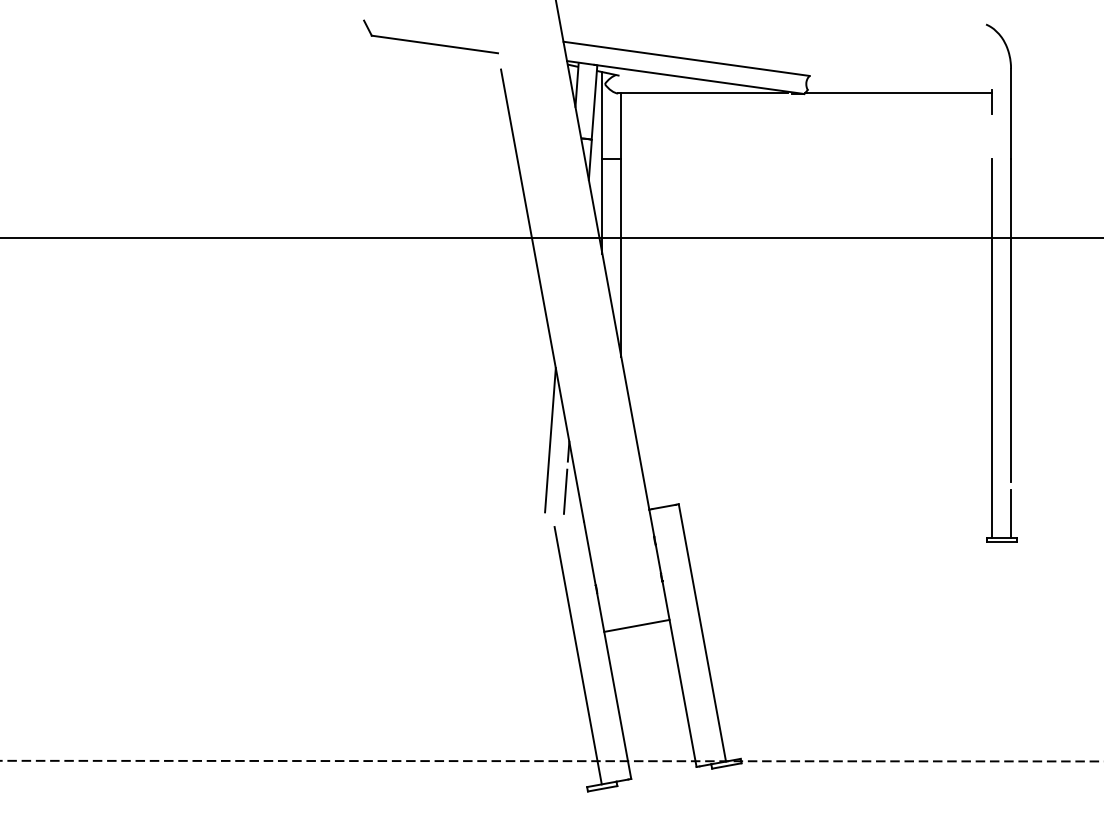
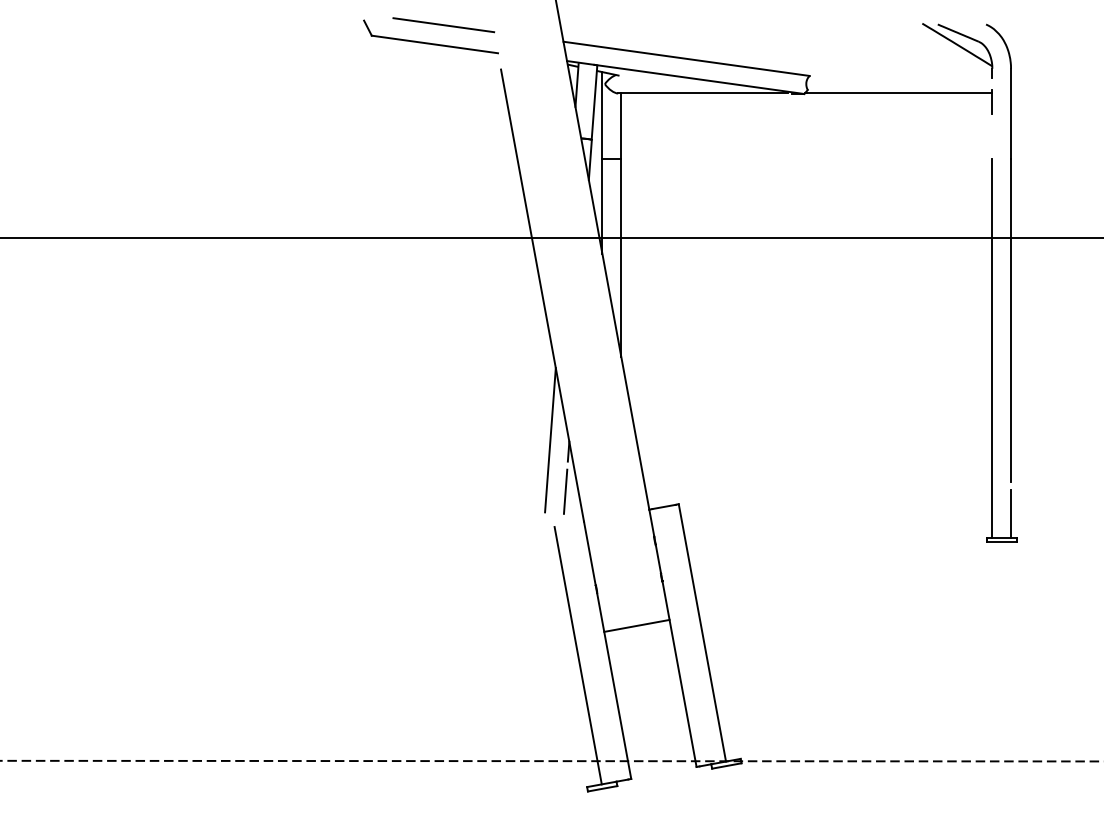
line: none -> present (443, 25)
part: none -> present (957, 50)
